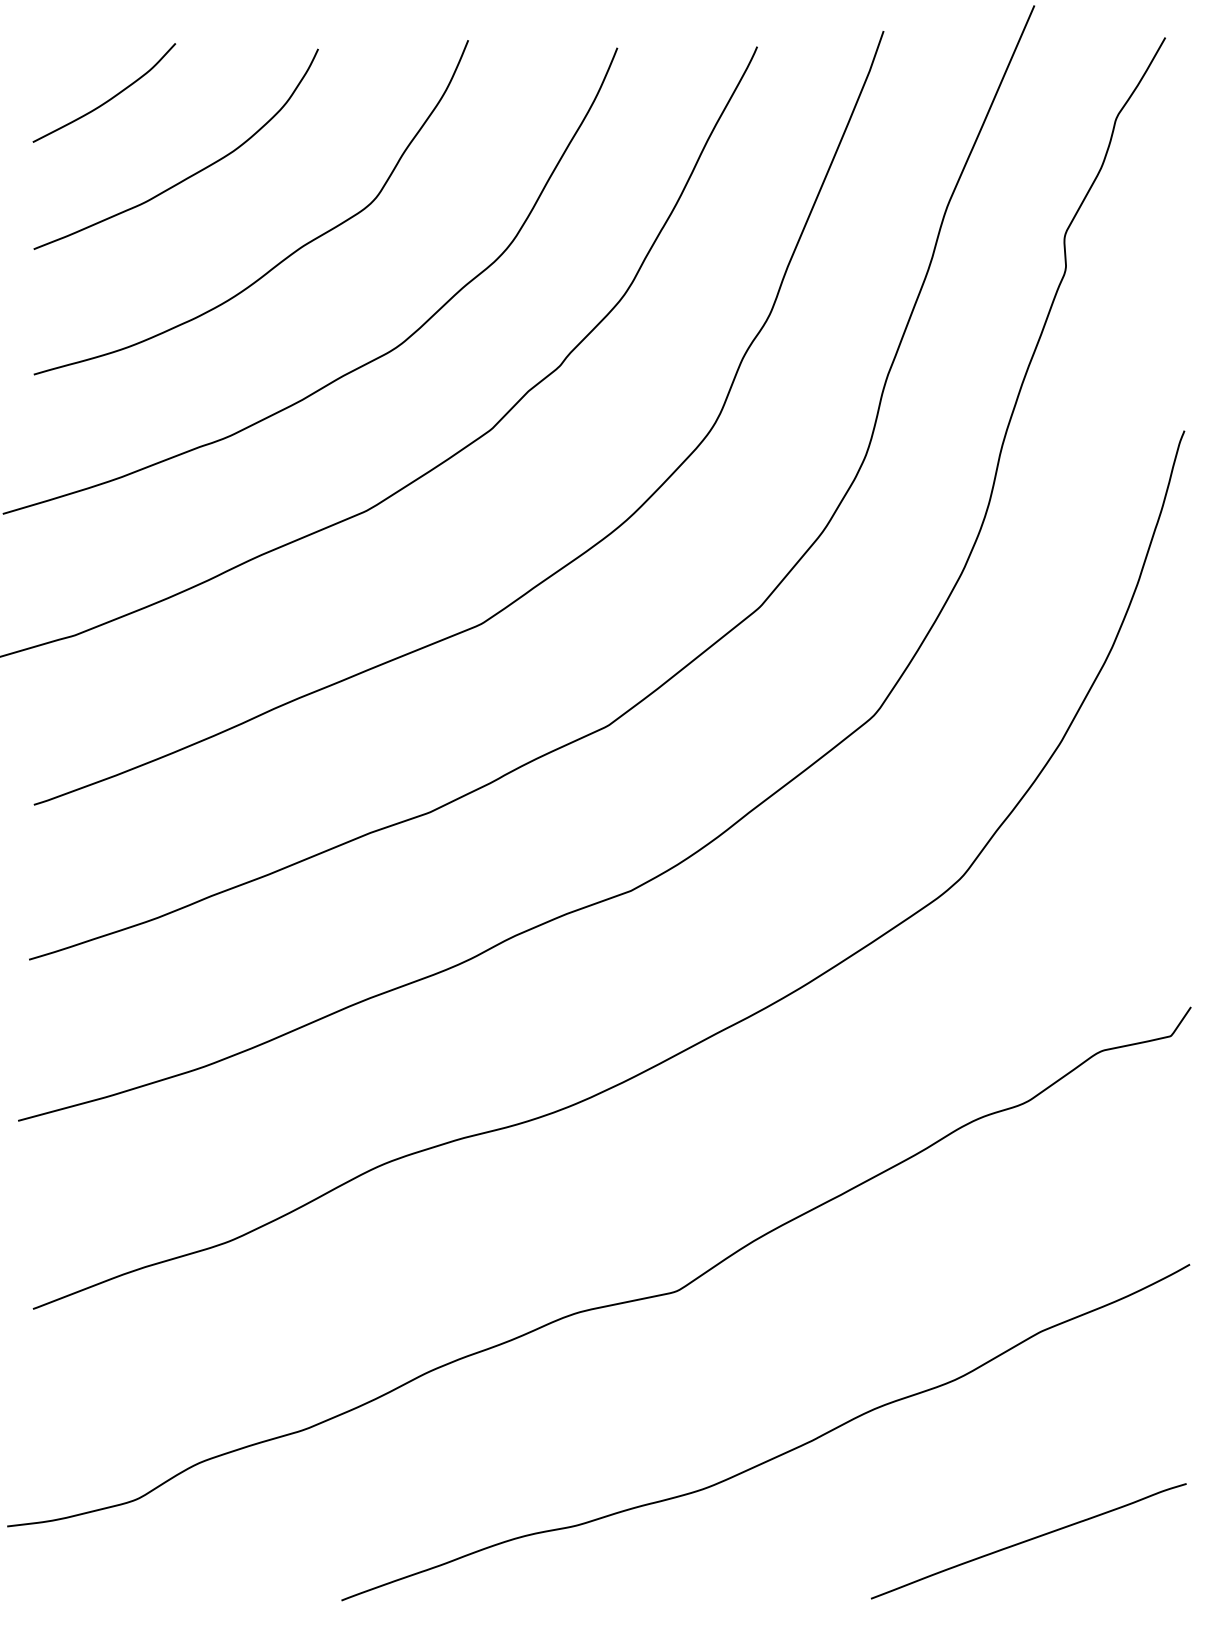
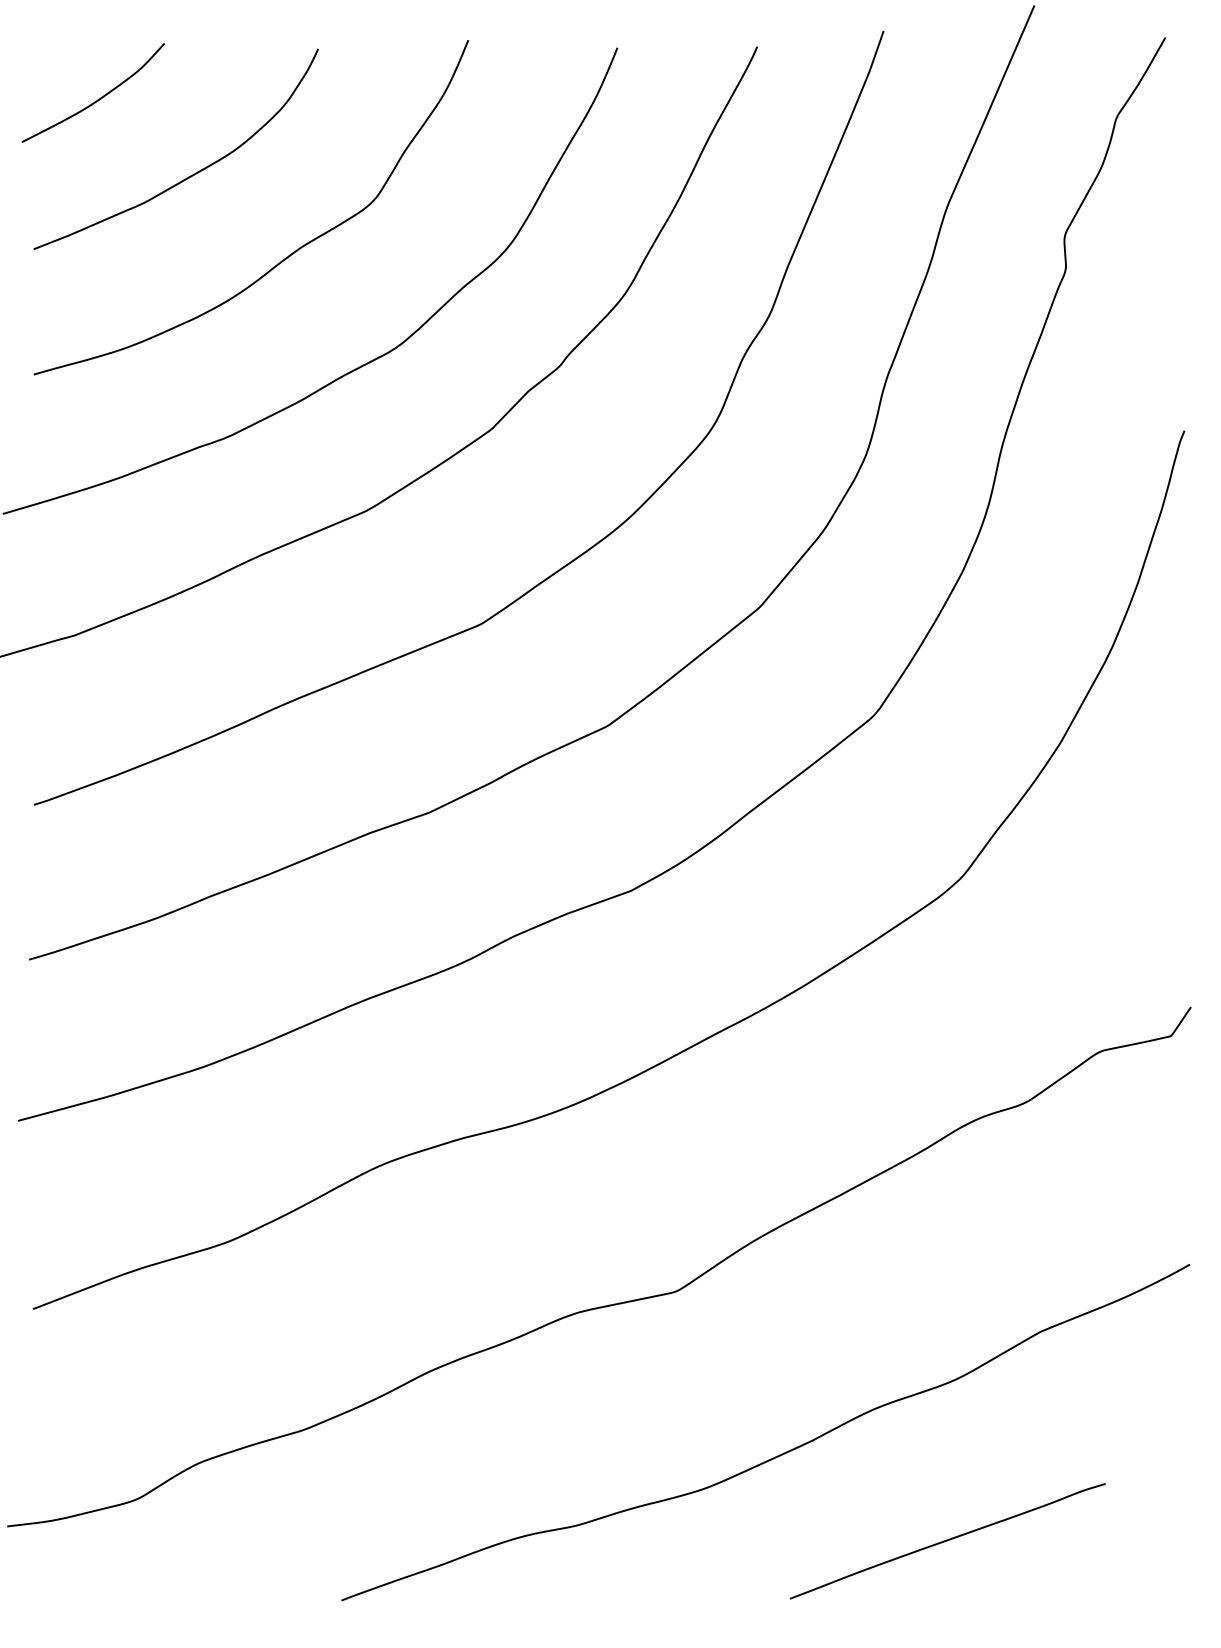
curve position: (108, 99) -> (97, 99) (97, 99)
curve position: (1028, 1541) -> (947, 1541) (947, 1541)
